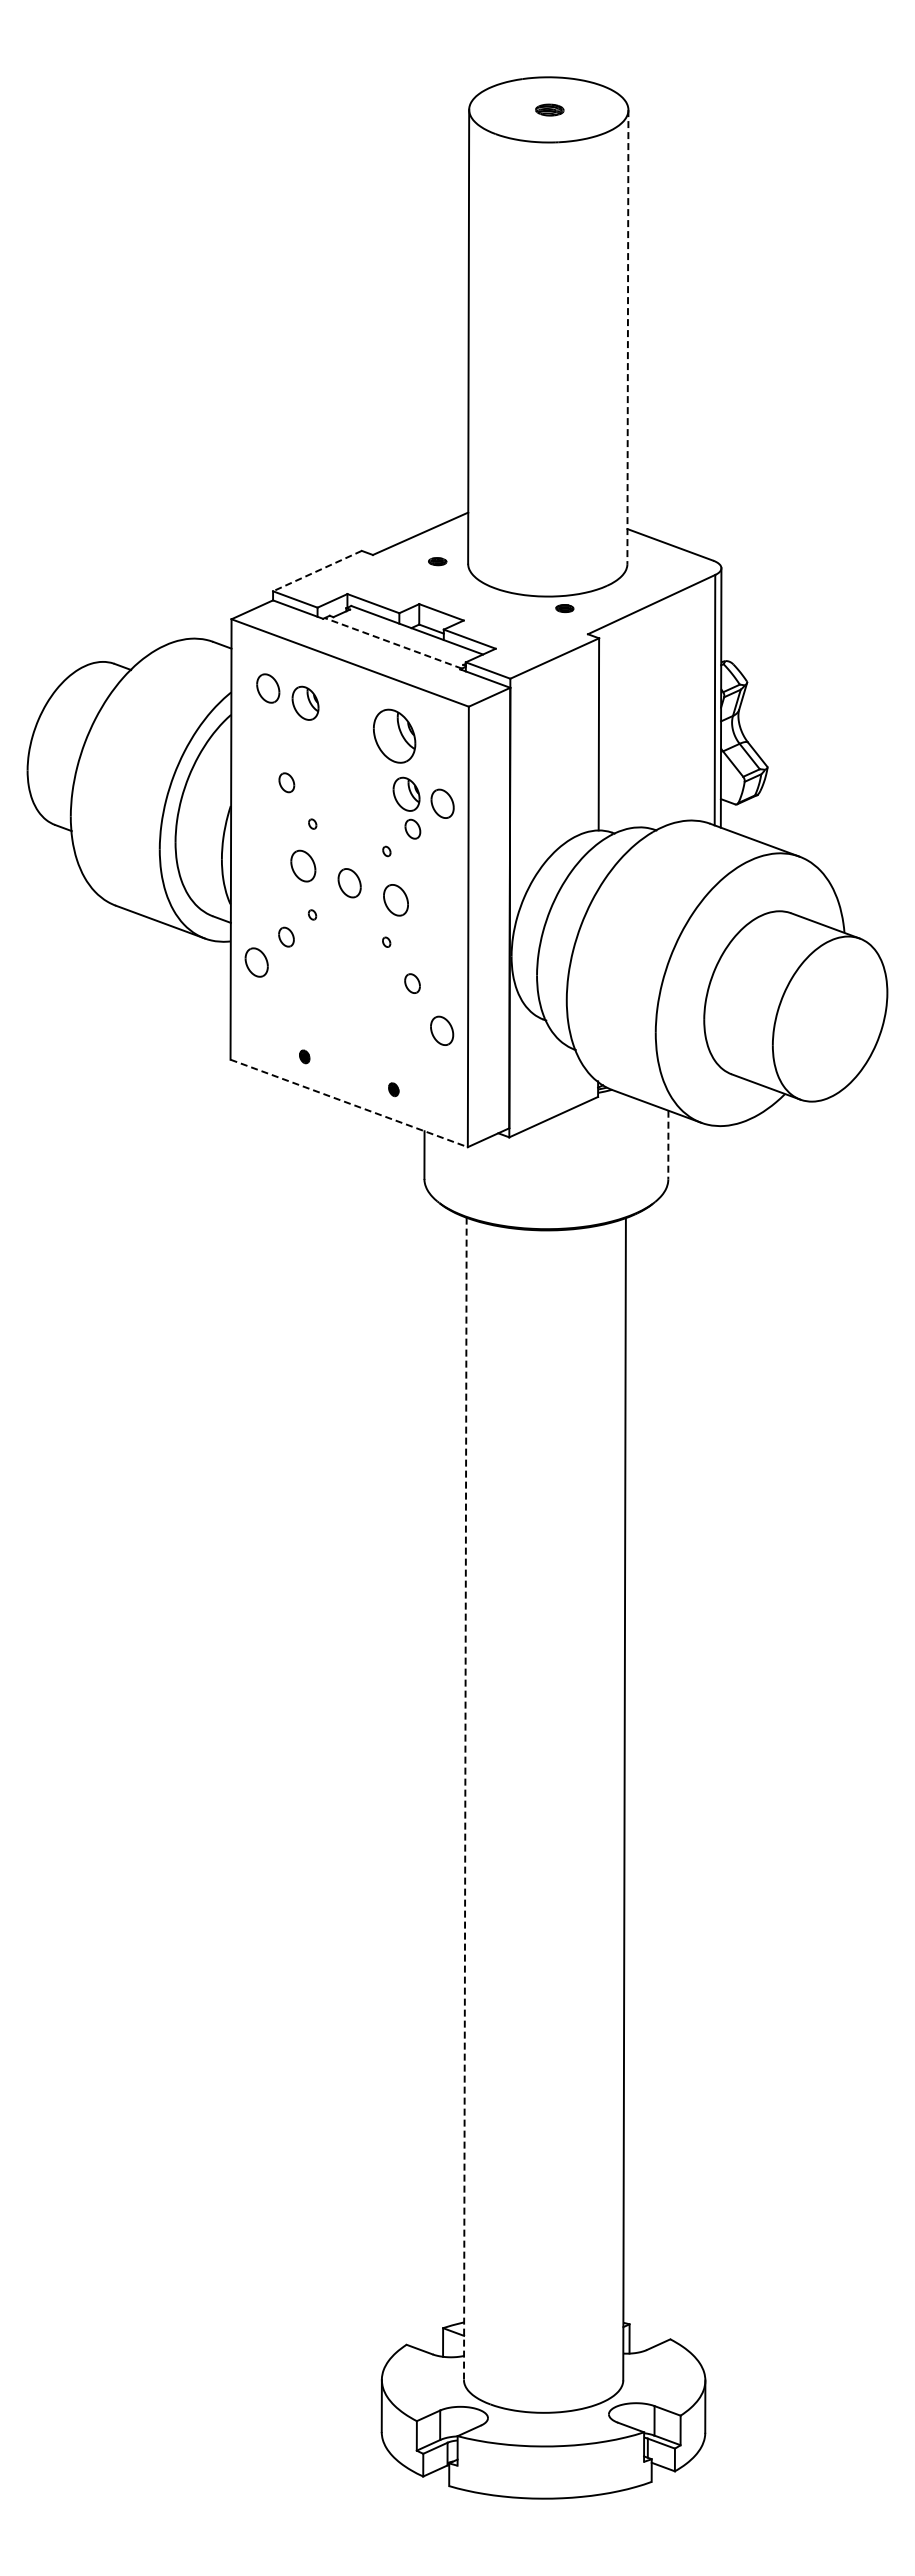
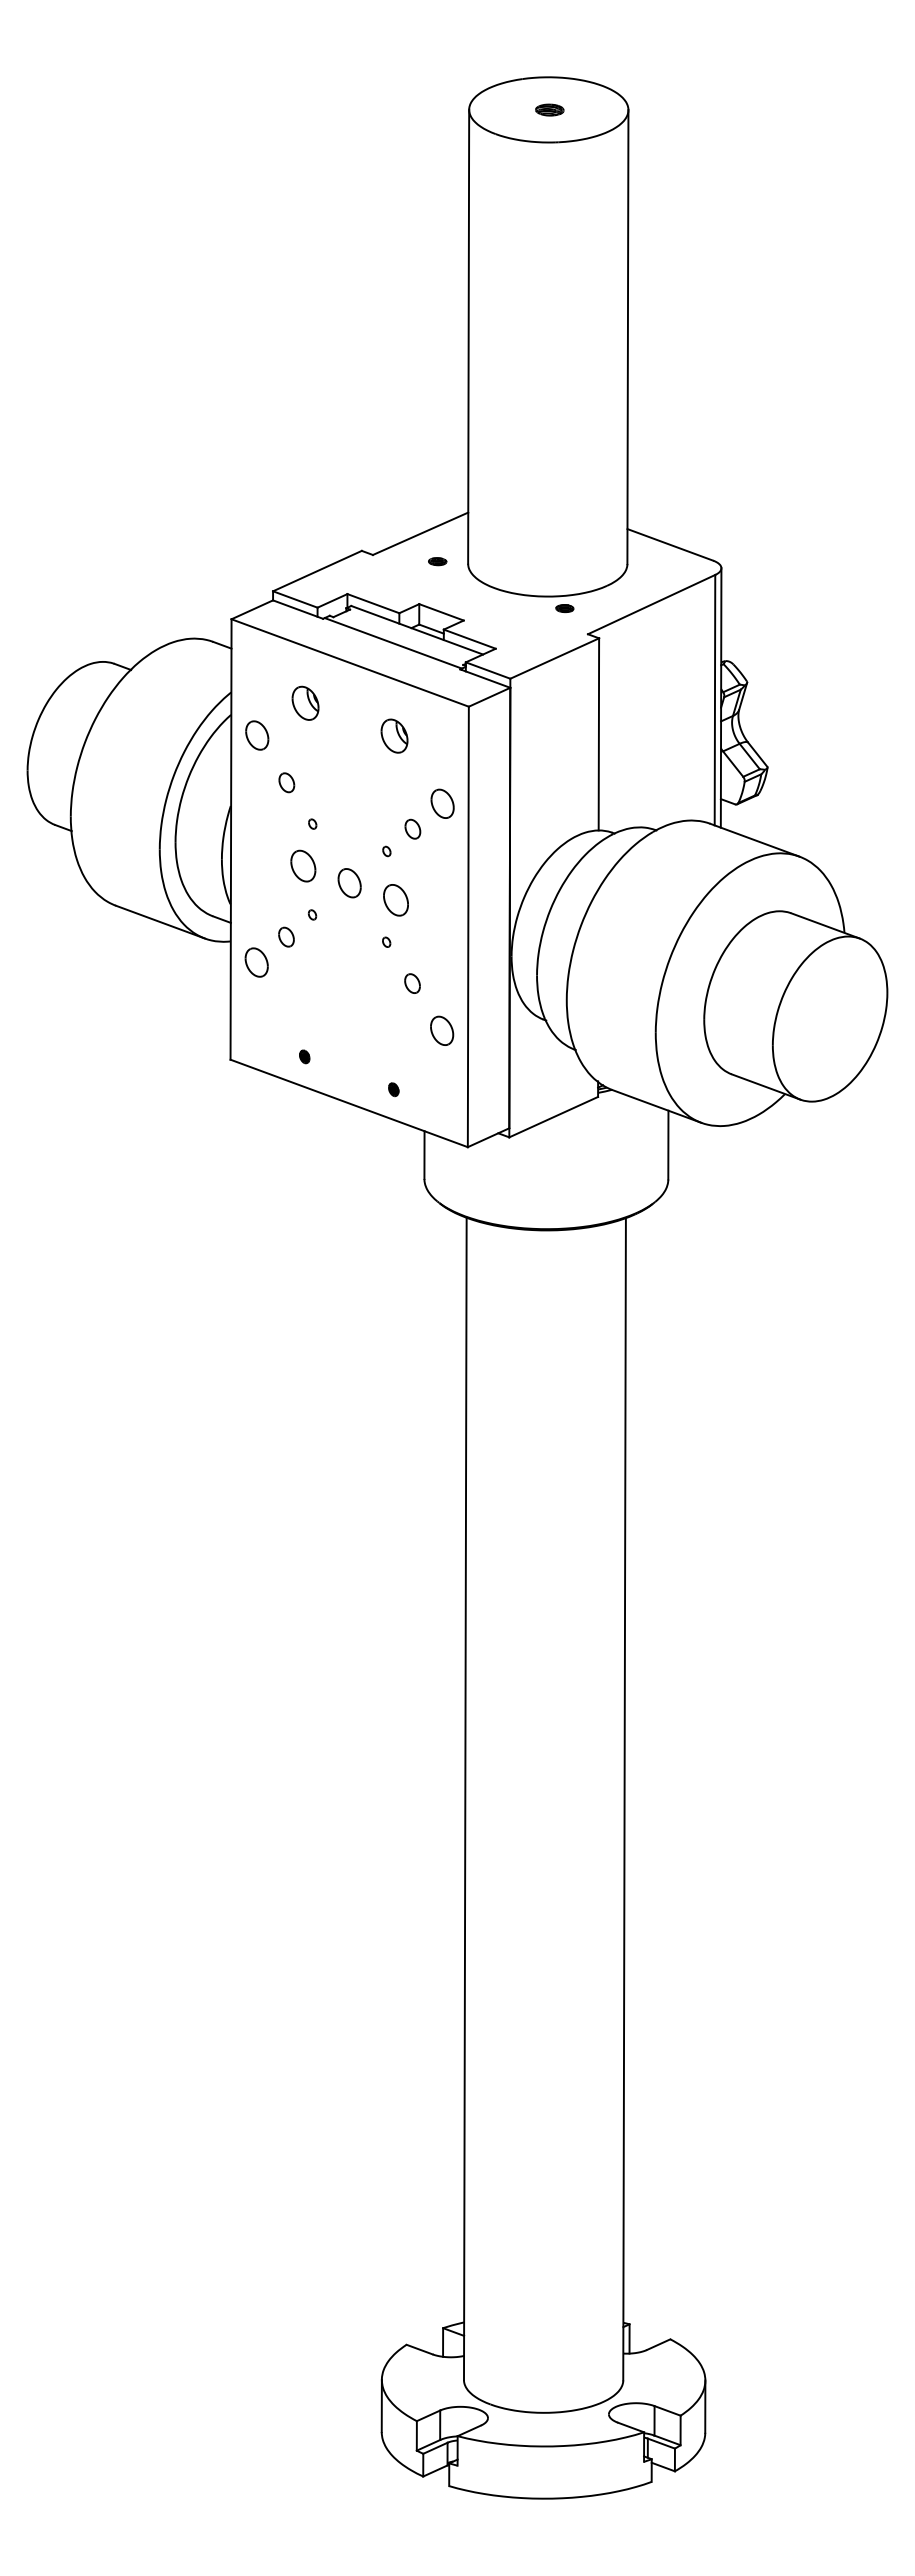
line: dashed -> solid (627, 337)
line: dashed -> solid (317, 571)
line: dashed -> solid (392, 643)
part position: (268, 688) -> (257, 735) (257, 735)
part size: 44x56 px -> 29x36 px (394, 735)
part: present -> none (406, 793)
line: dashed -> solid (349, 1103)
line: dashed -> solid (668, 1145)
line: dashed -> solid (465, 1799)
